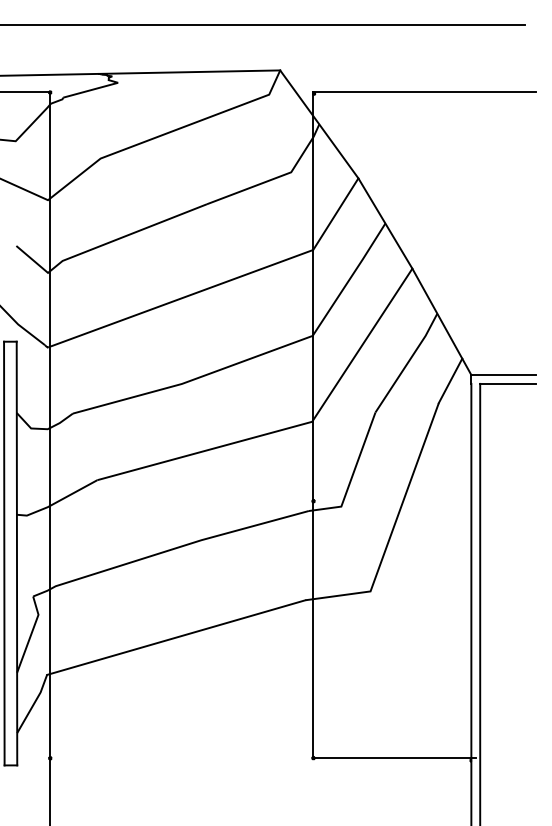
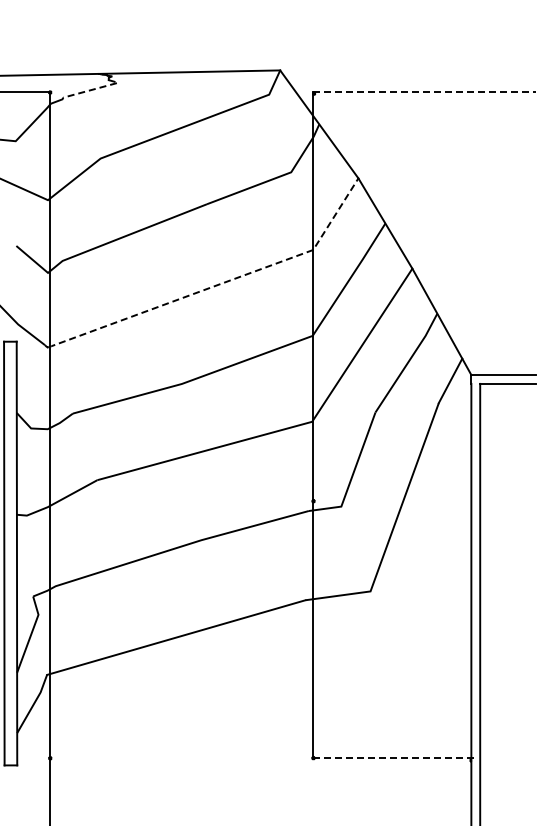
line: present -> none (263, 24)
line: solid -> dashed (95, 88)
line: solid -> dashed (425, 91)
line: solid -> dashed (220, 284)
line: solid -> dashed (395, 757)
